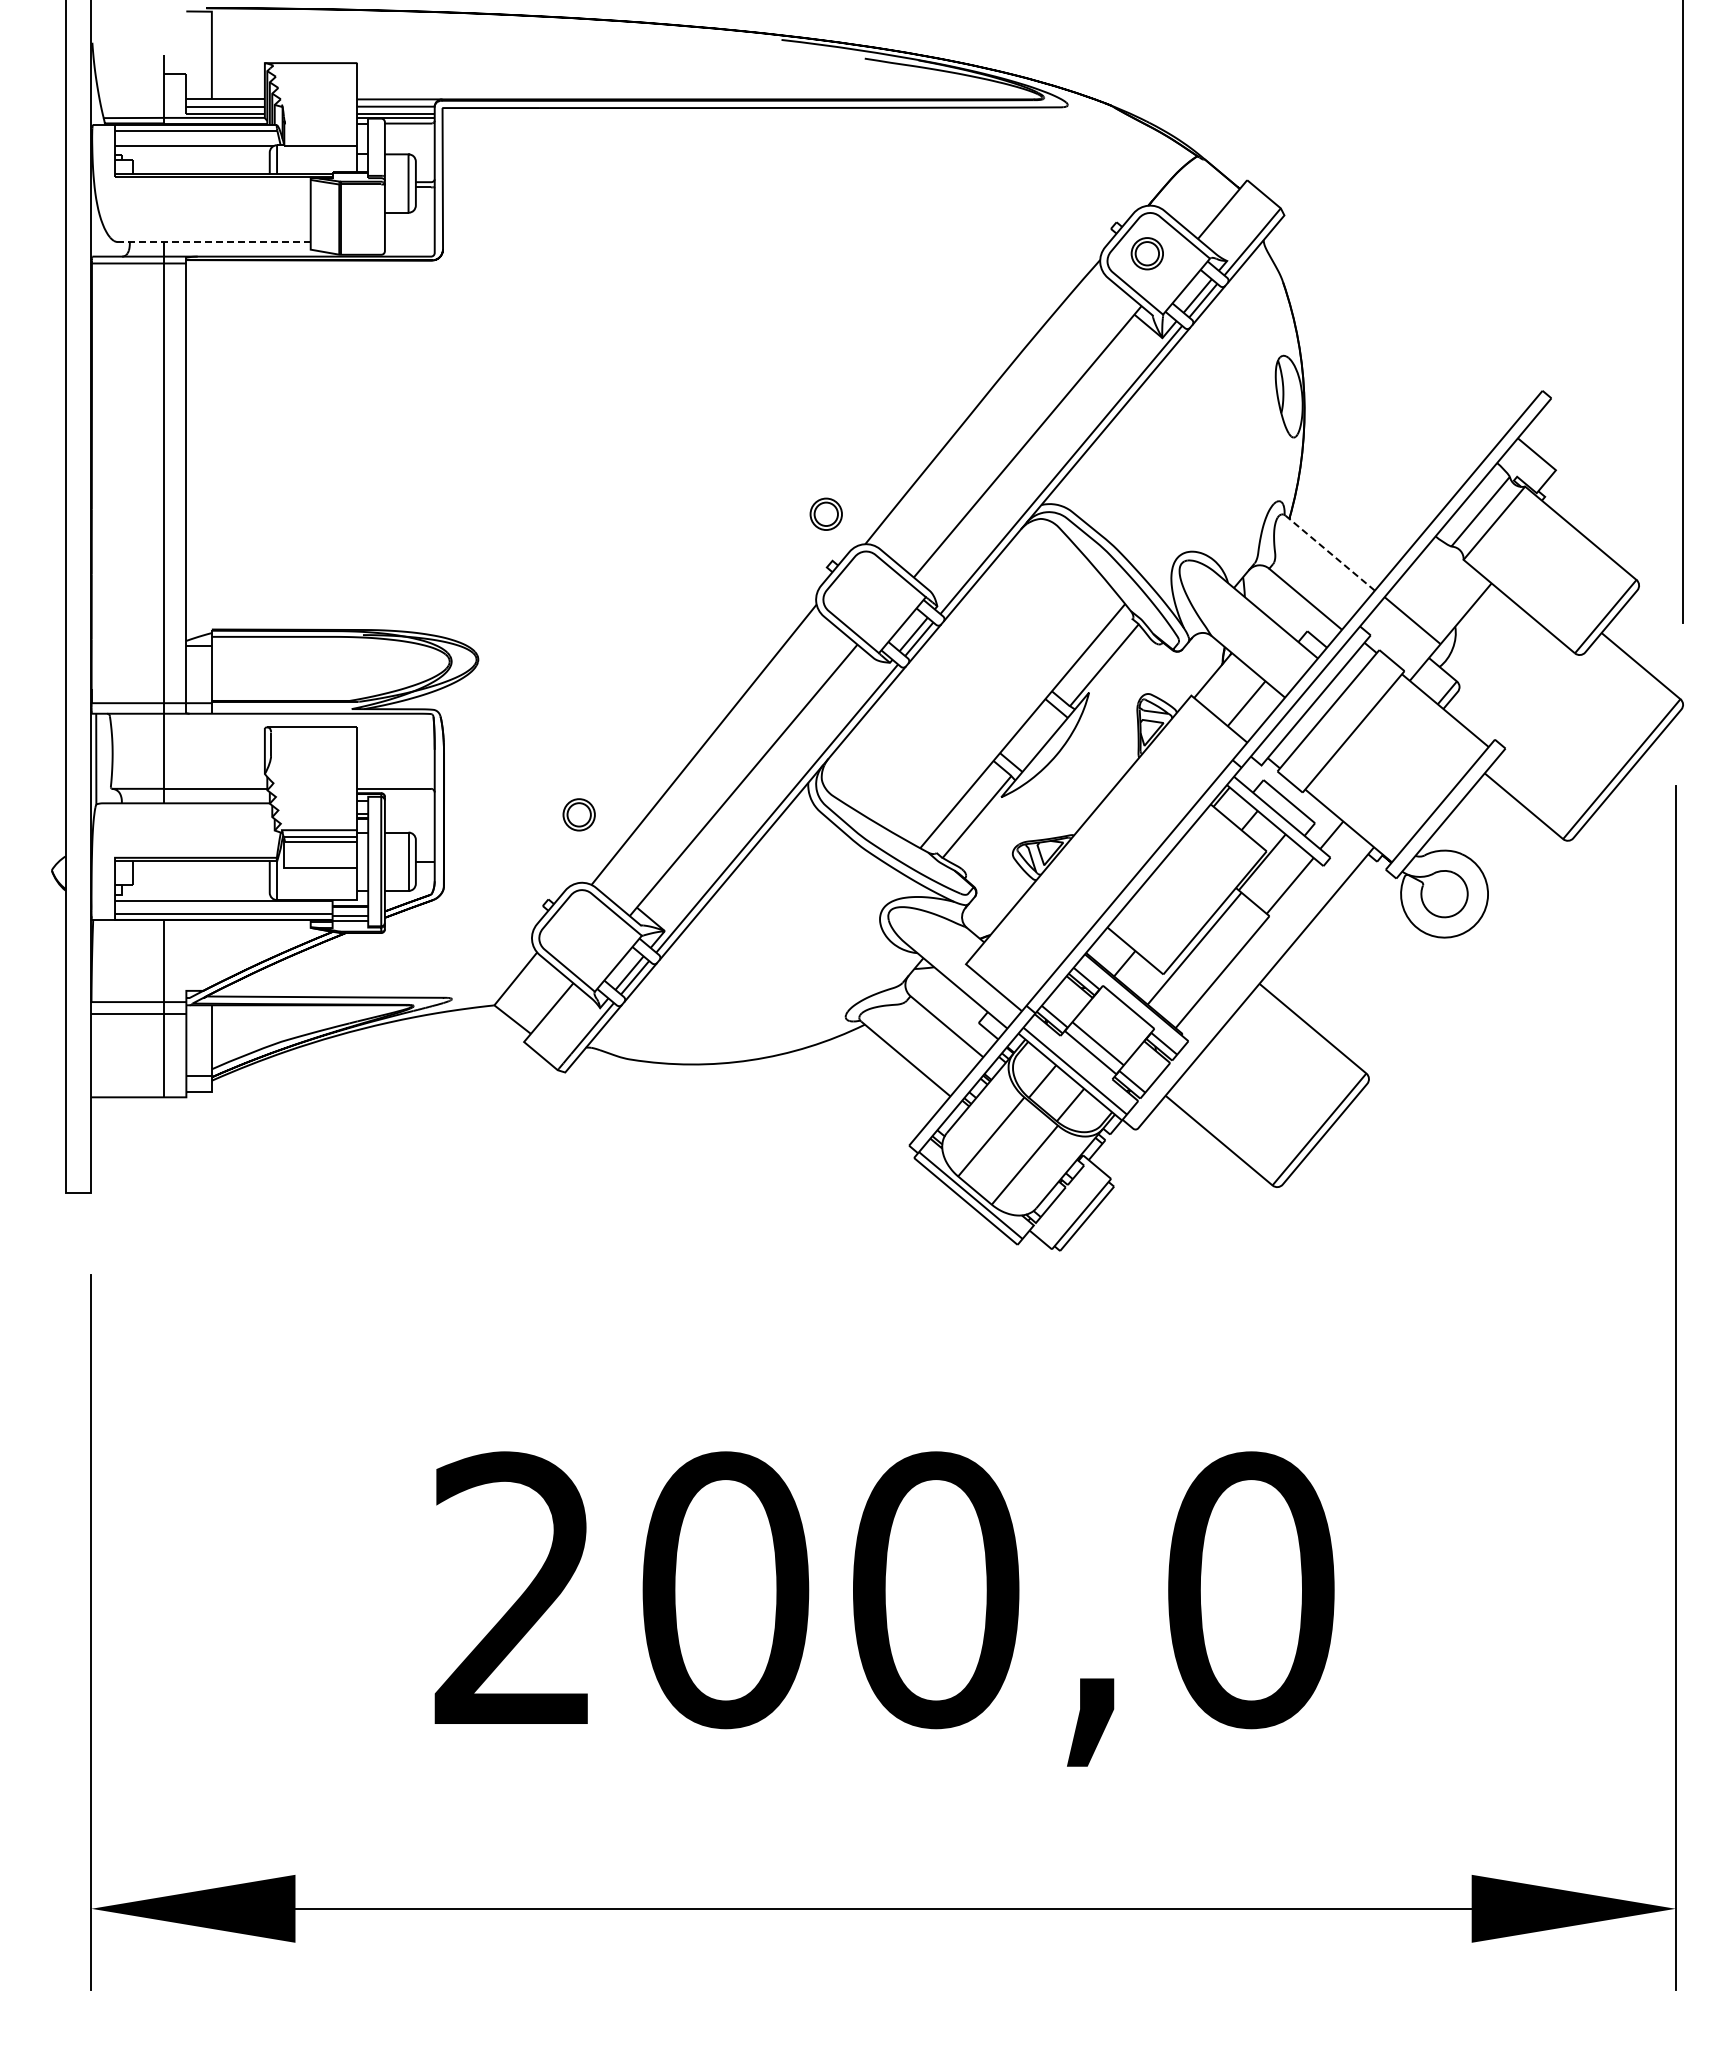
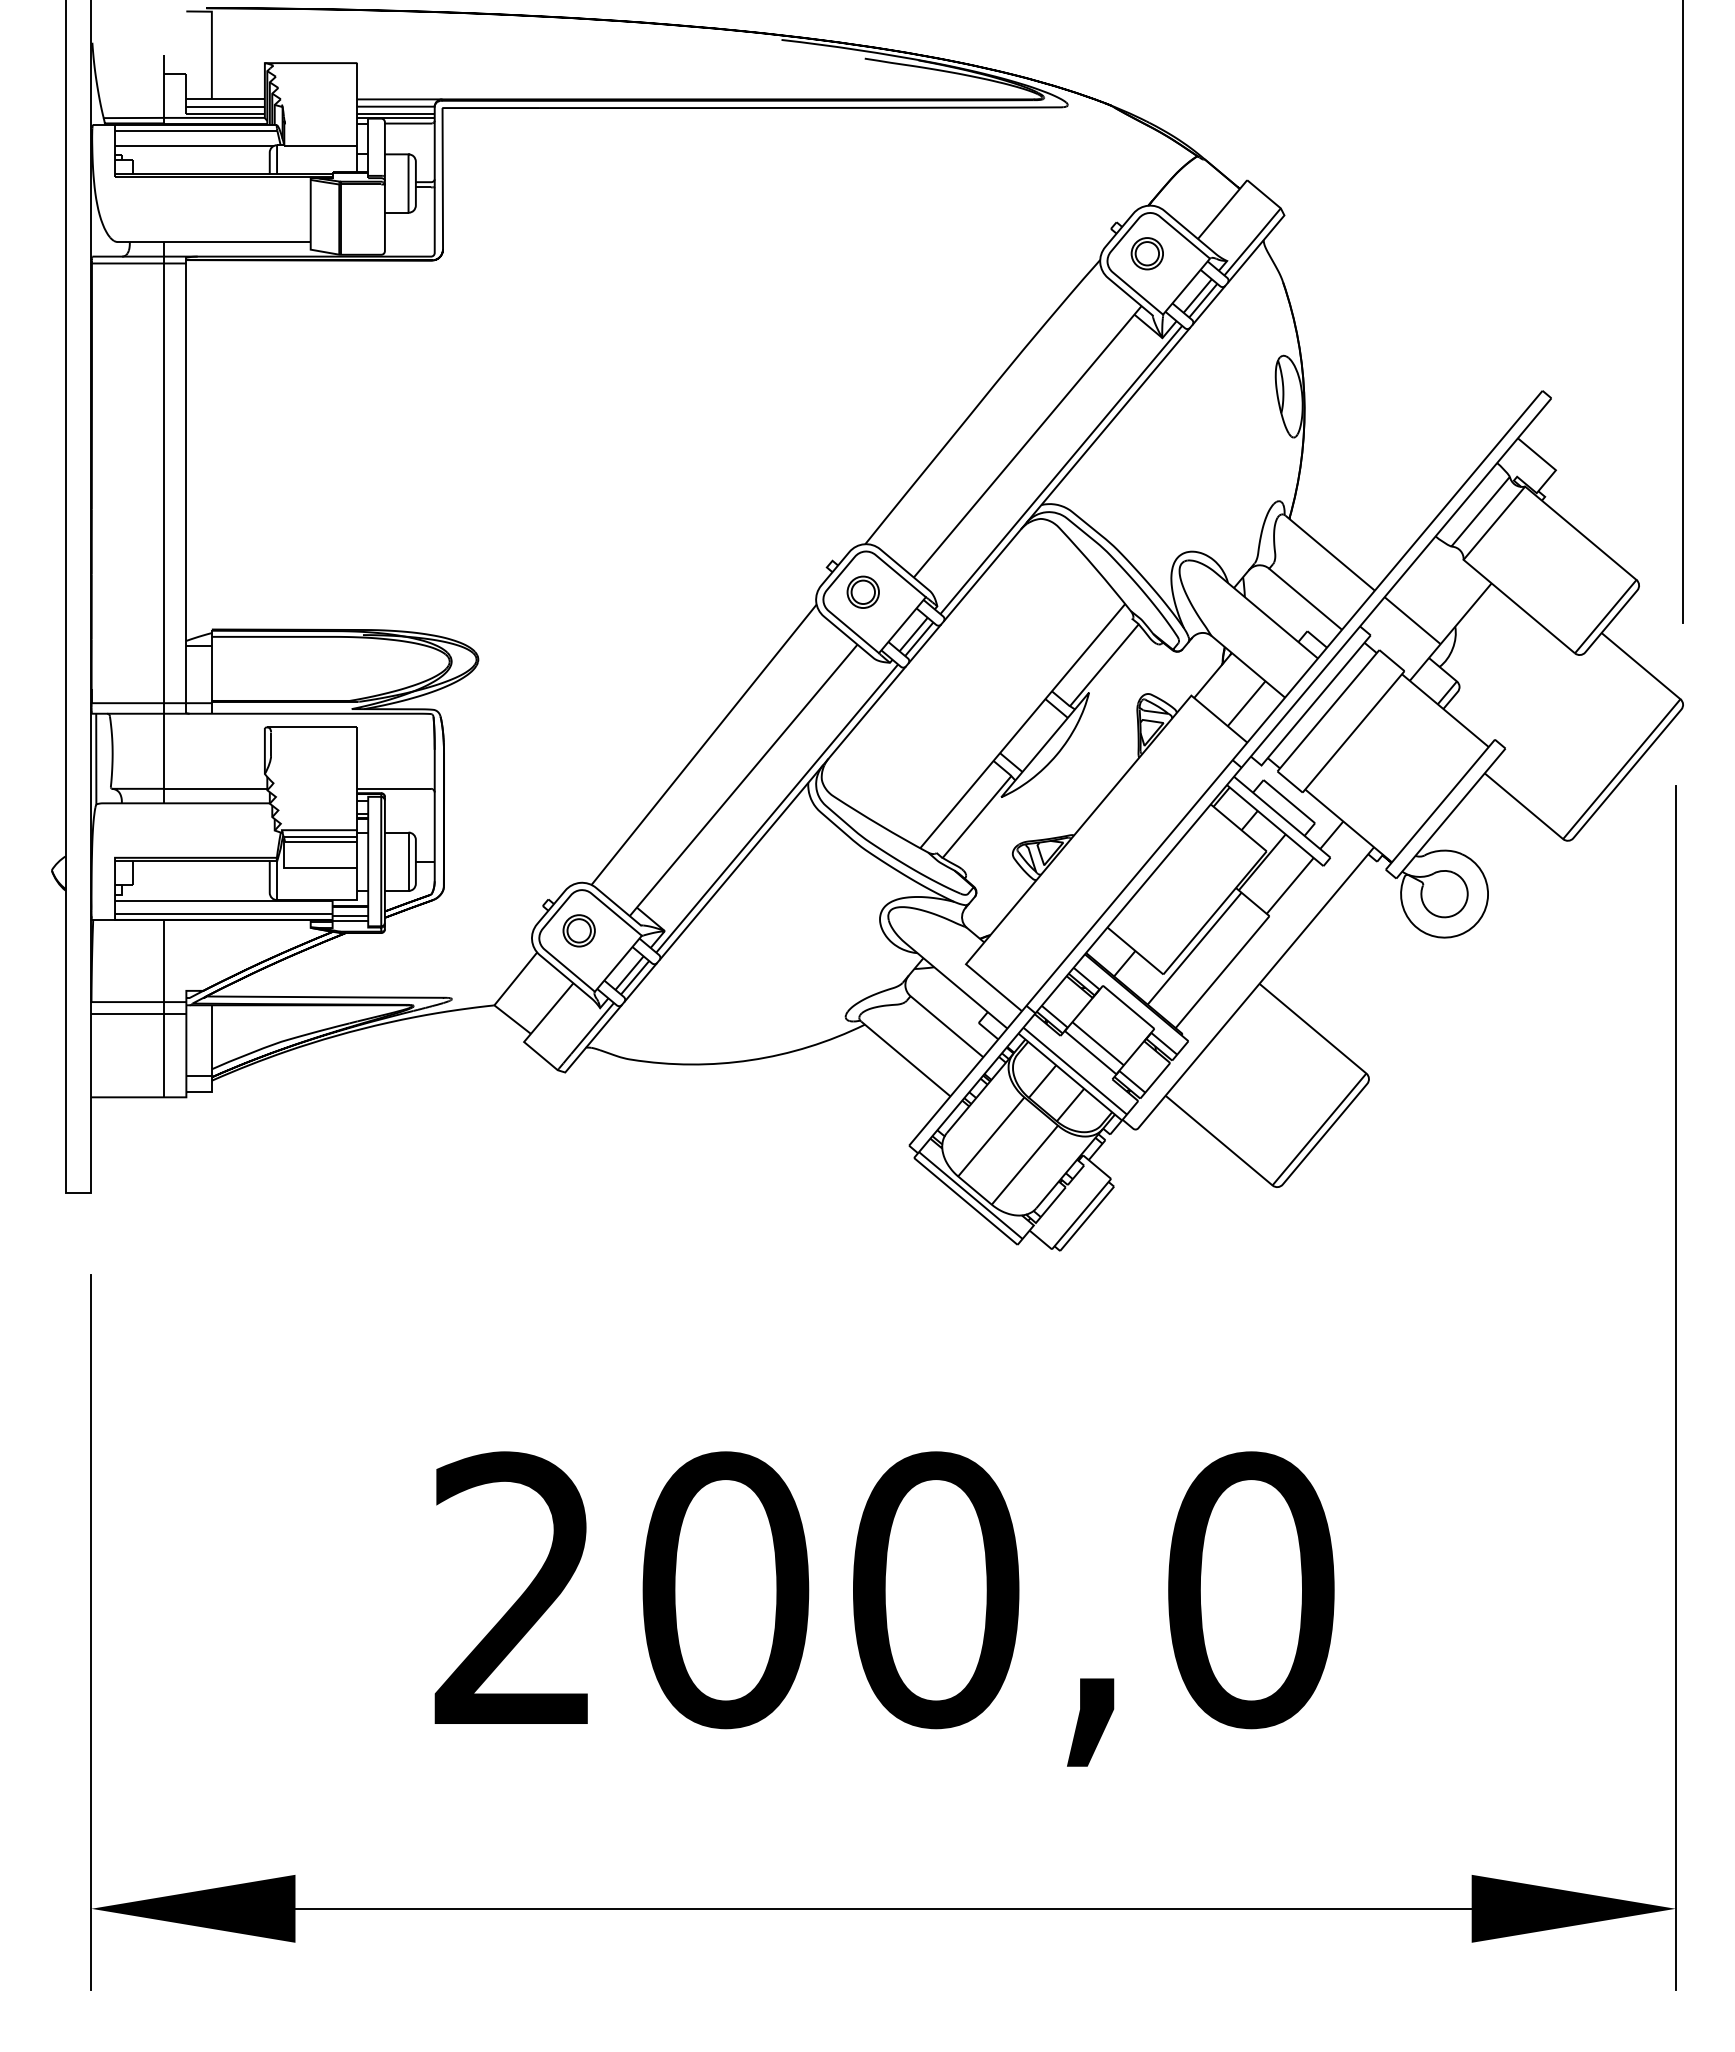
line: dashed -> solid (214, 242)
part position: (825, 513) -> (862, 591) (862, 591)
line: dashed -> solid (1329, 552)
part position: (578, 814) -> (578, 930) (578, 930)
